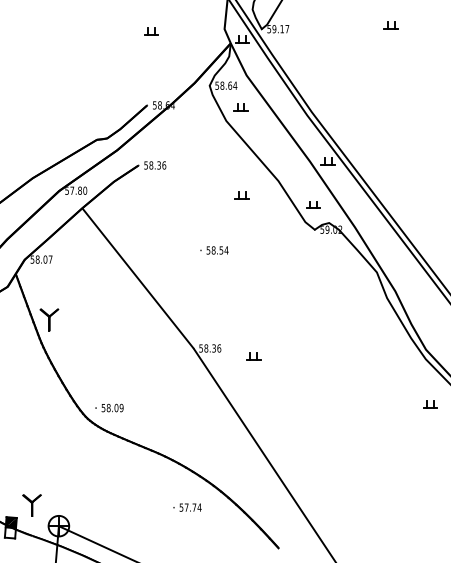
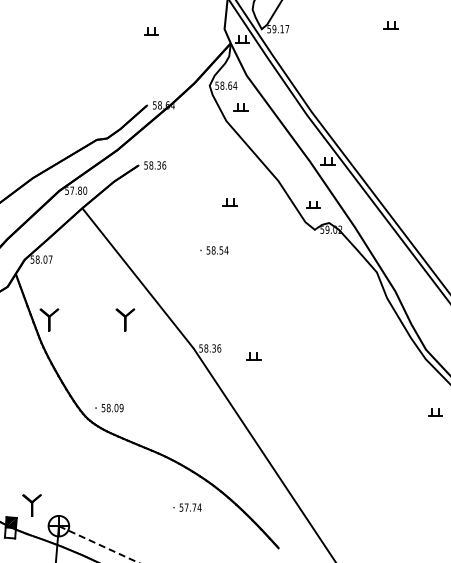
part position: (241, 195) -> (229, 202) (229, 202)
part: none -> present (125, 319)
part position: (430, 404) -> (435, 412) (435, 412)
line: solid -> dashed (98, 544)
